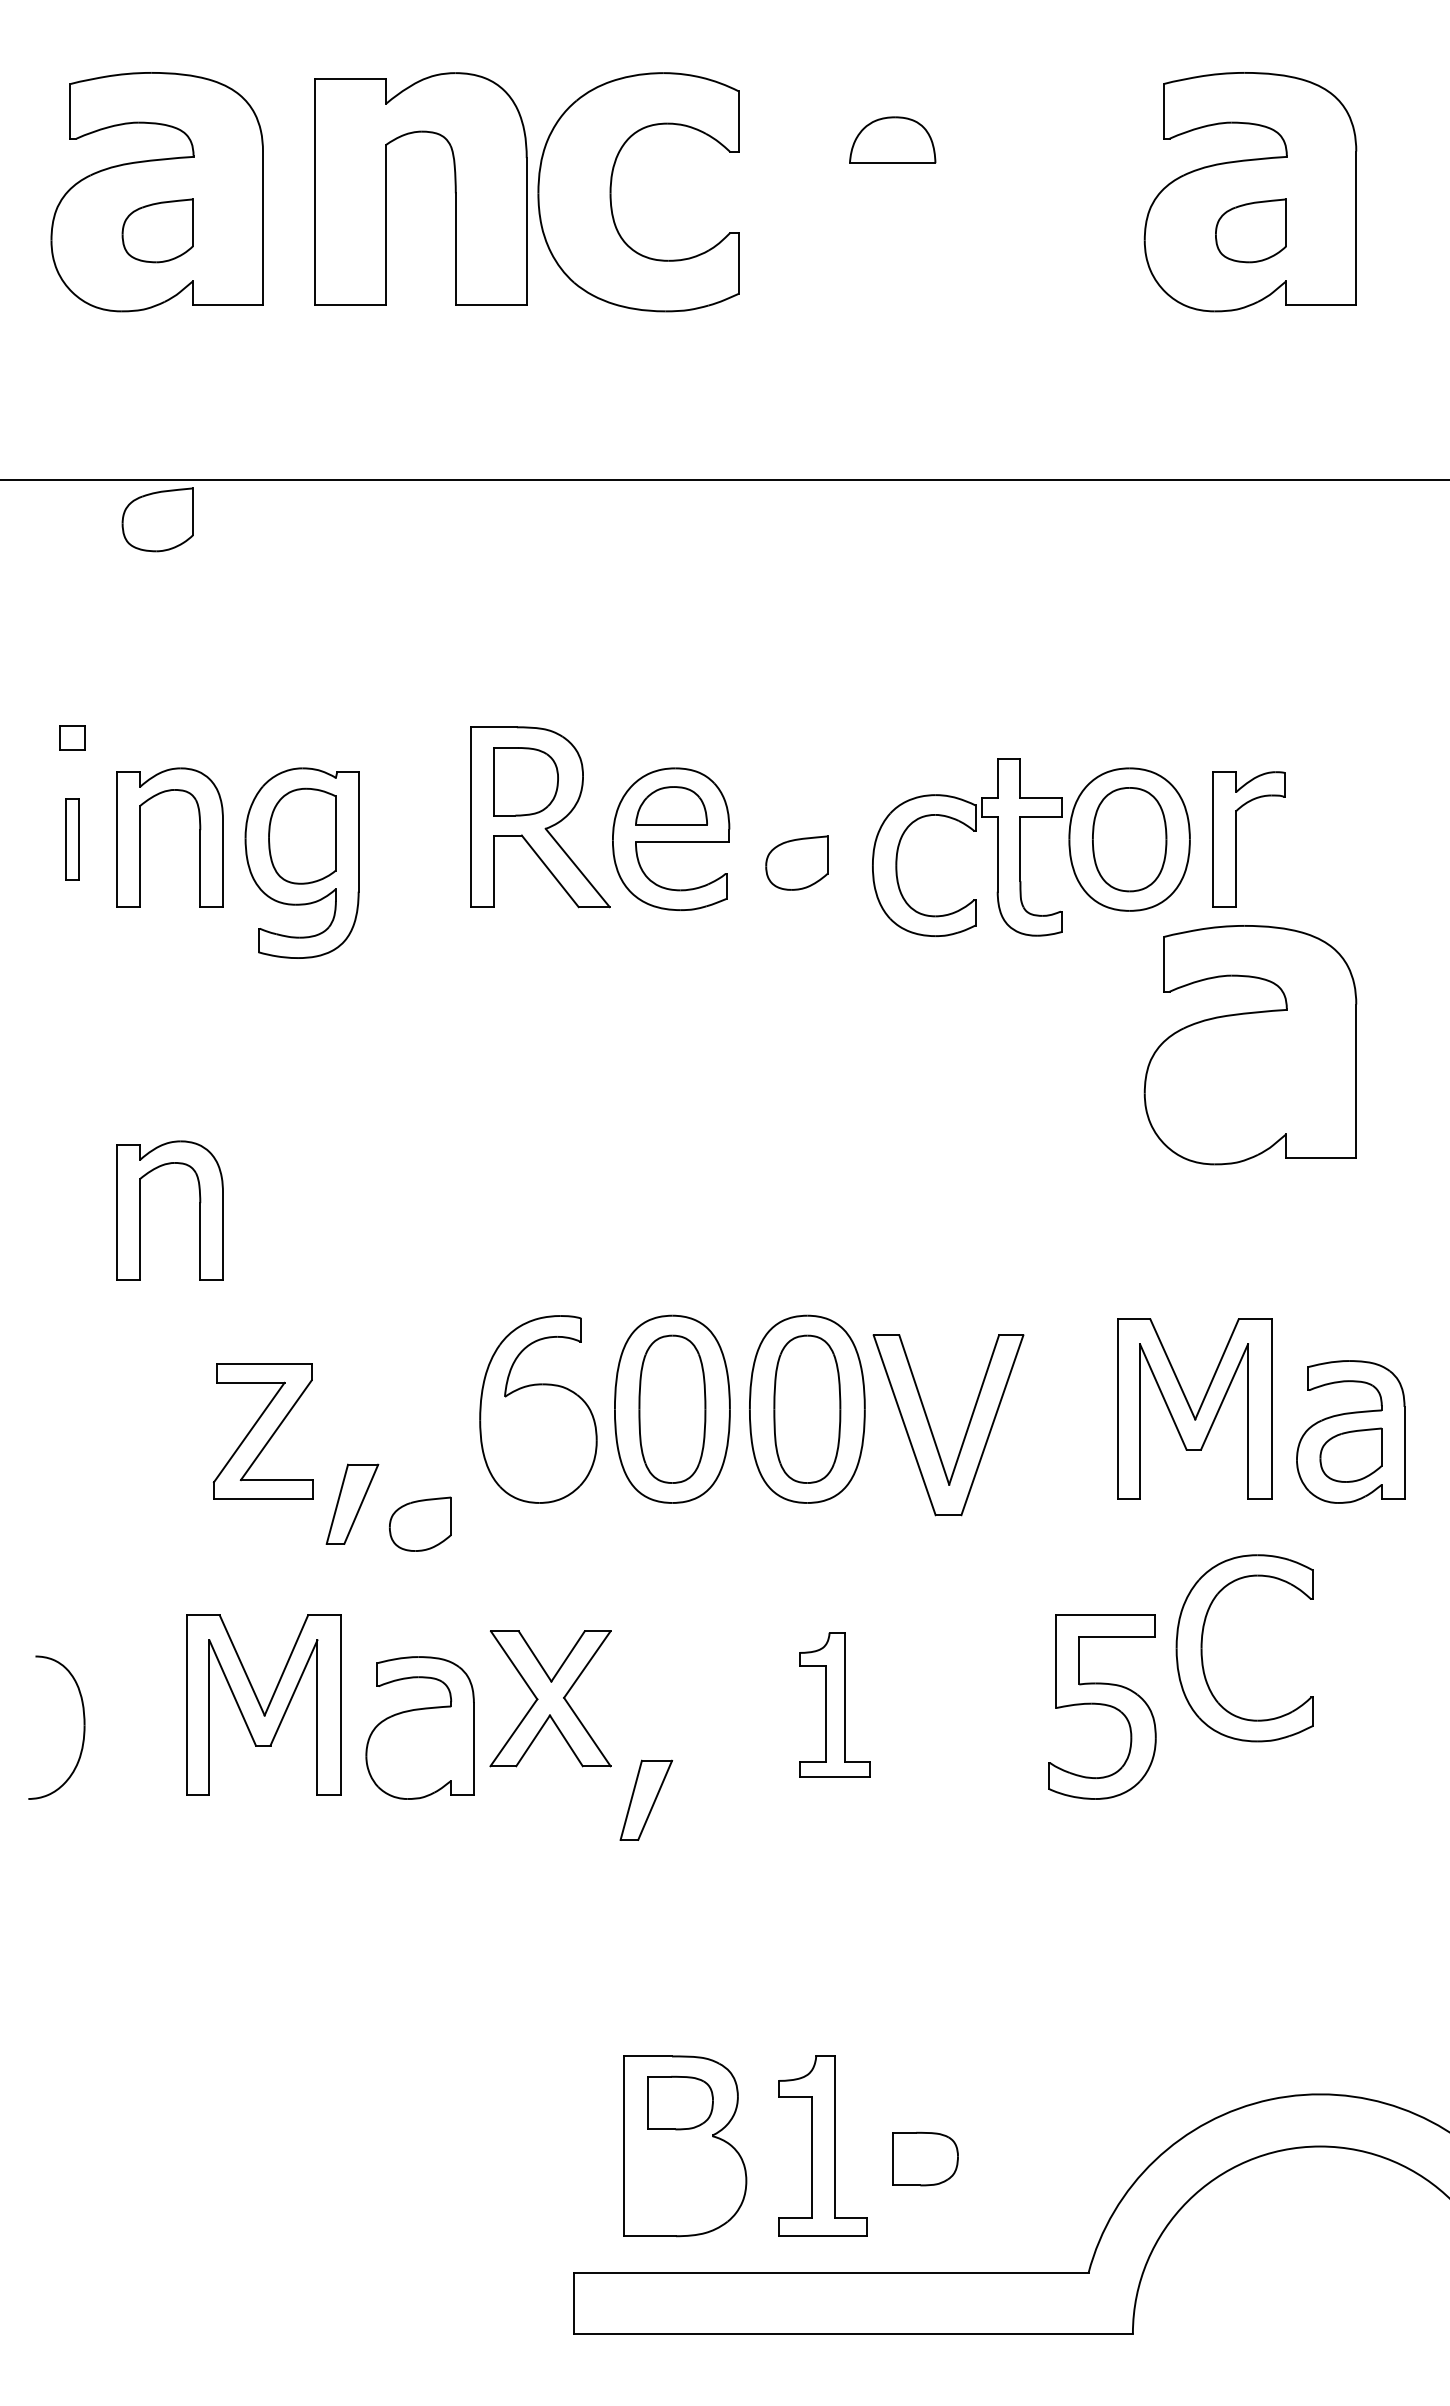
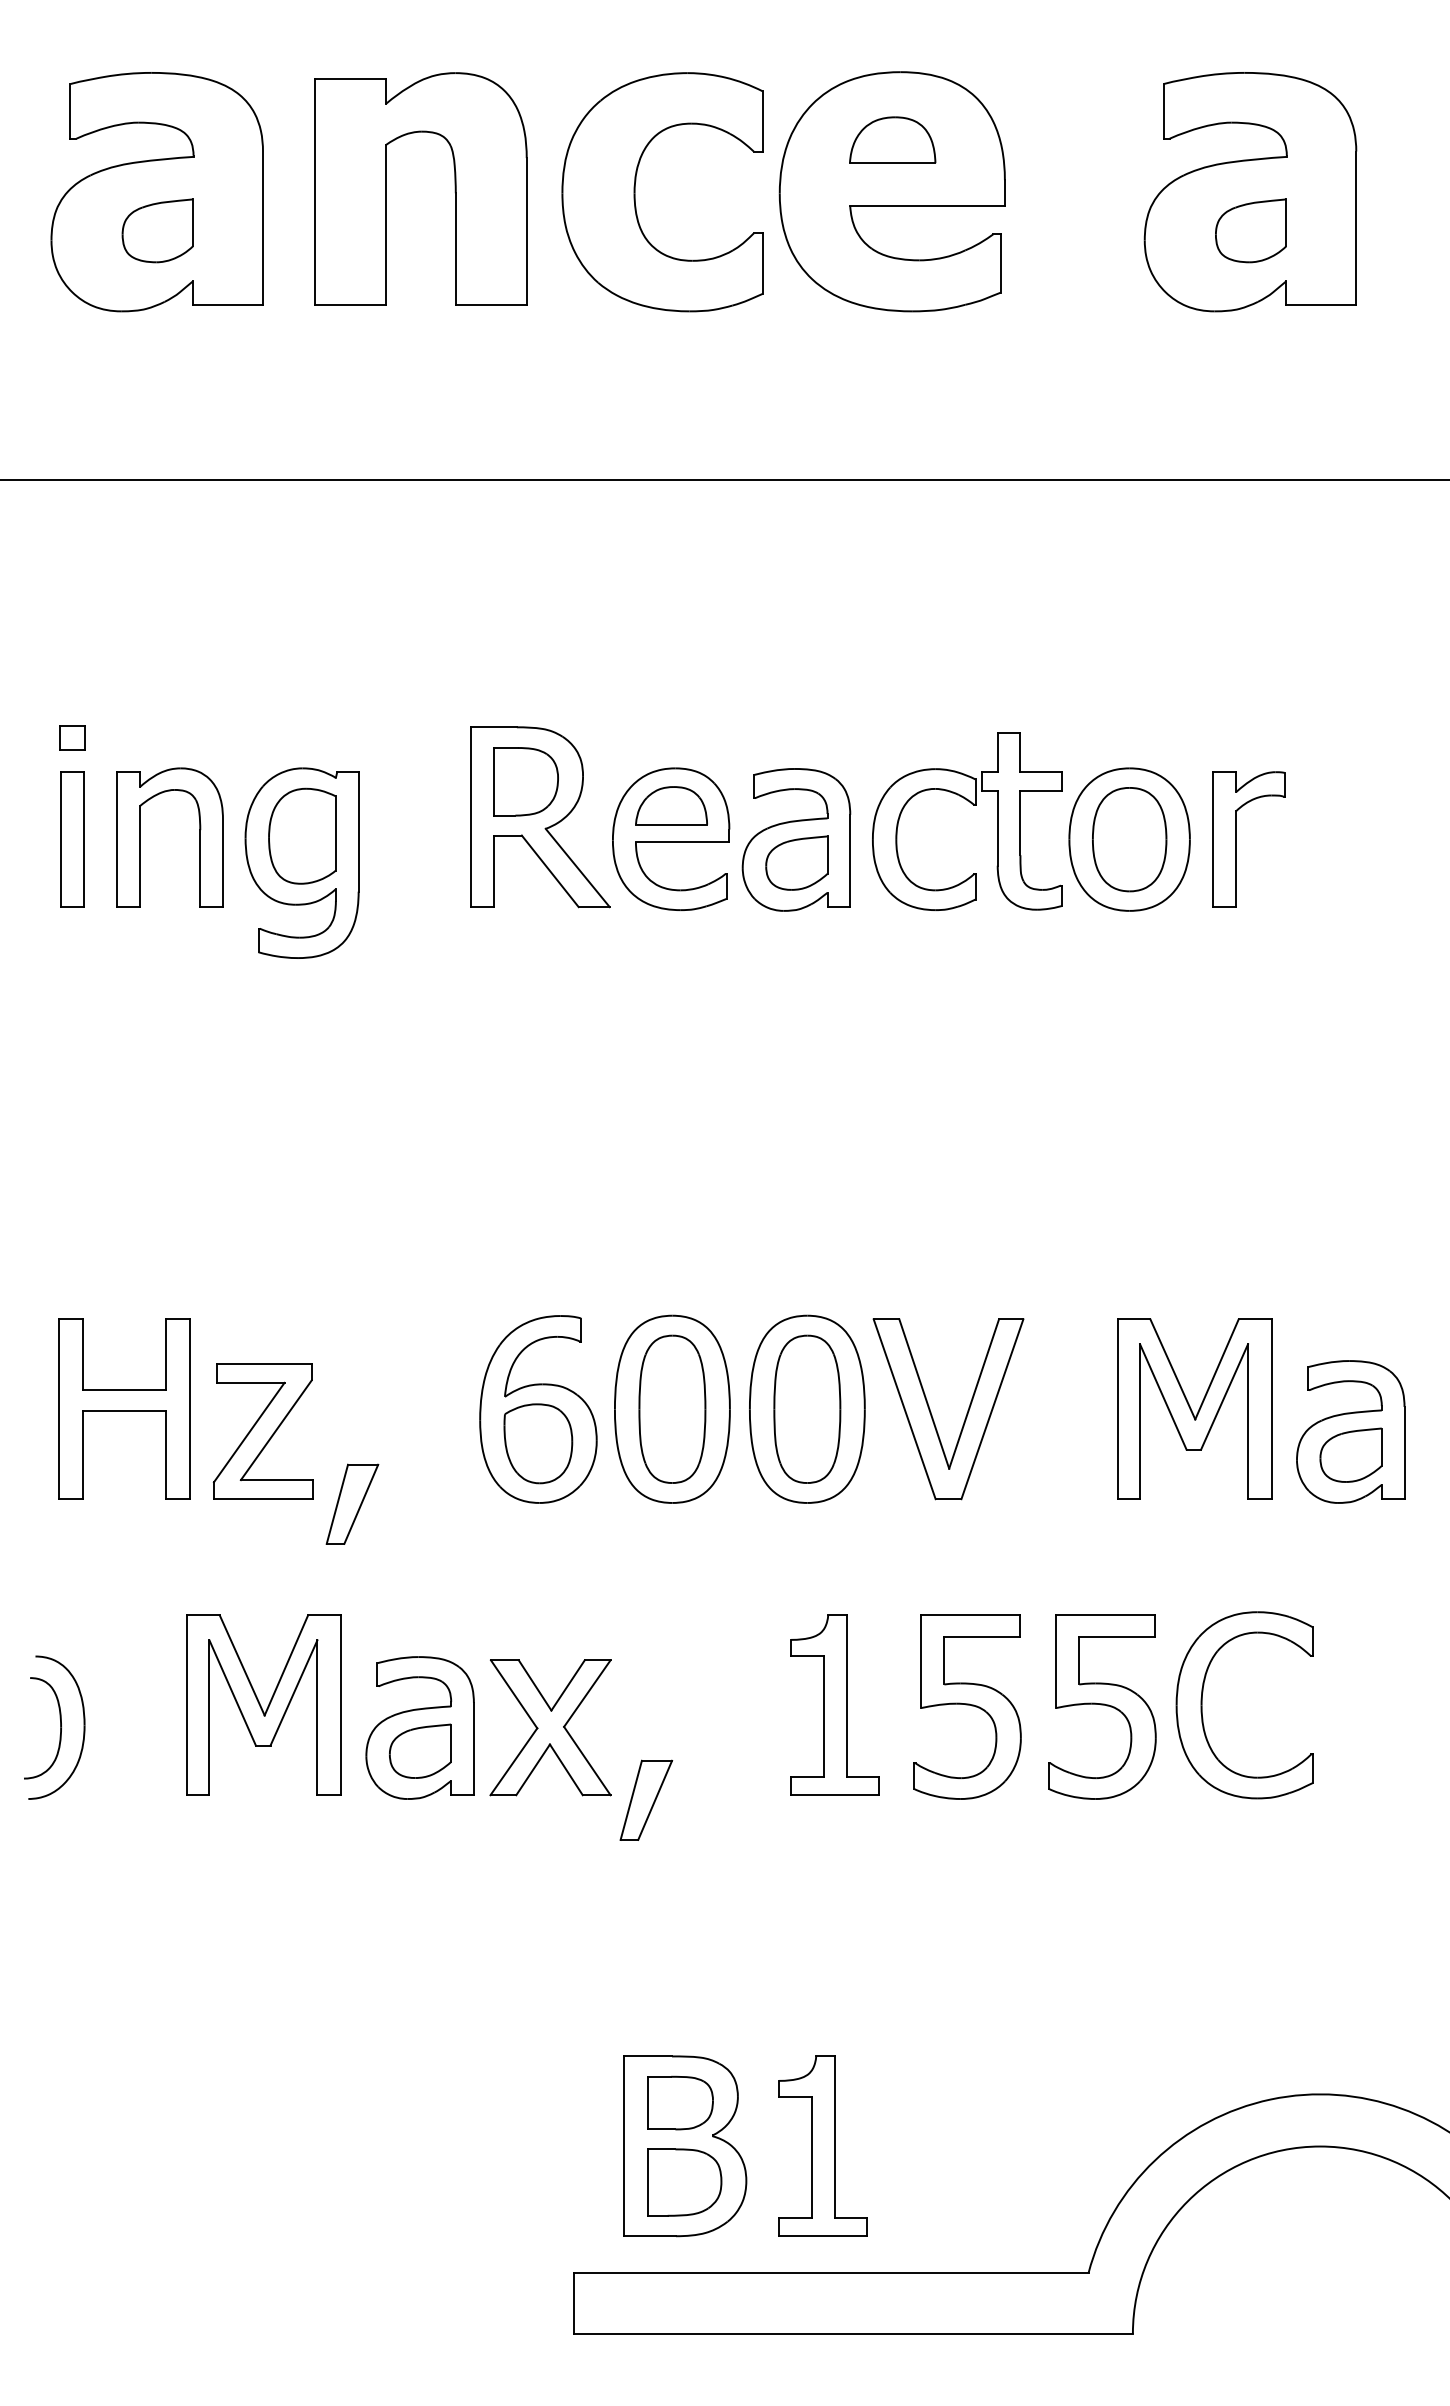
part: none -> present (891, 191)
part position: (611, 192) -> (635, 192) (635, 192)
part: present -> none (157, 519)
part position: (973, 831) -> (973, 805) (973, 805)
part size: 15x83 px -> 25x137 px (72, 839)
part: none -> present (796, 839)
part: present -> none (1250, 1045)
part: present -> none (140, 1210)
part: none -> present (124, 1408)
part position: (932, 1430) -> (932, 1414) (932, 1414)
part: none -> present (538, 1443)
part position: (420, 1523) -> (420, 1750) (420, 1750)
part position: (1202, 1648) -> (1202, 1705) (1202, 1705)
part position: (550, 1698) -> (550, 1727) (550, 1727)
part size: 72x146 px -> 90x182 px (834, 1704)
part: none -> present (967, 1706)
part: none -> present (60, 1728)
part: present -> none (925, 2158)
part: none -> present (684, 2182)
